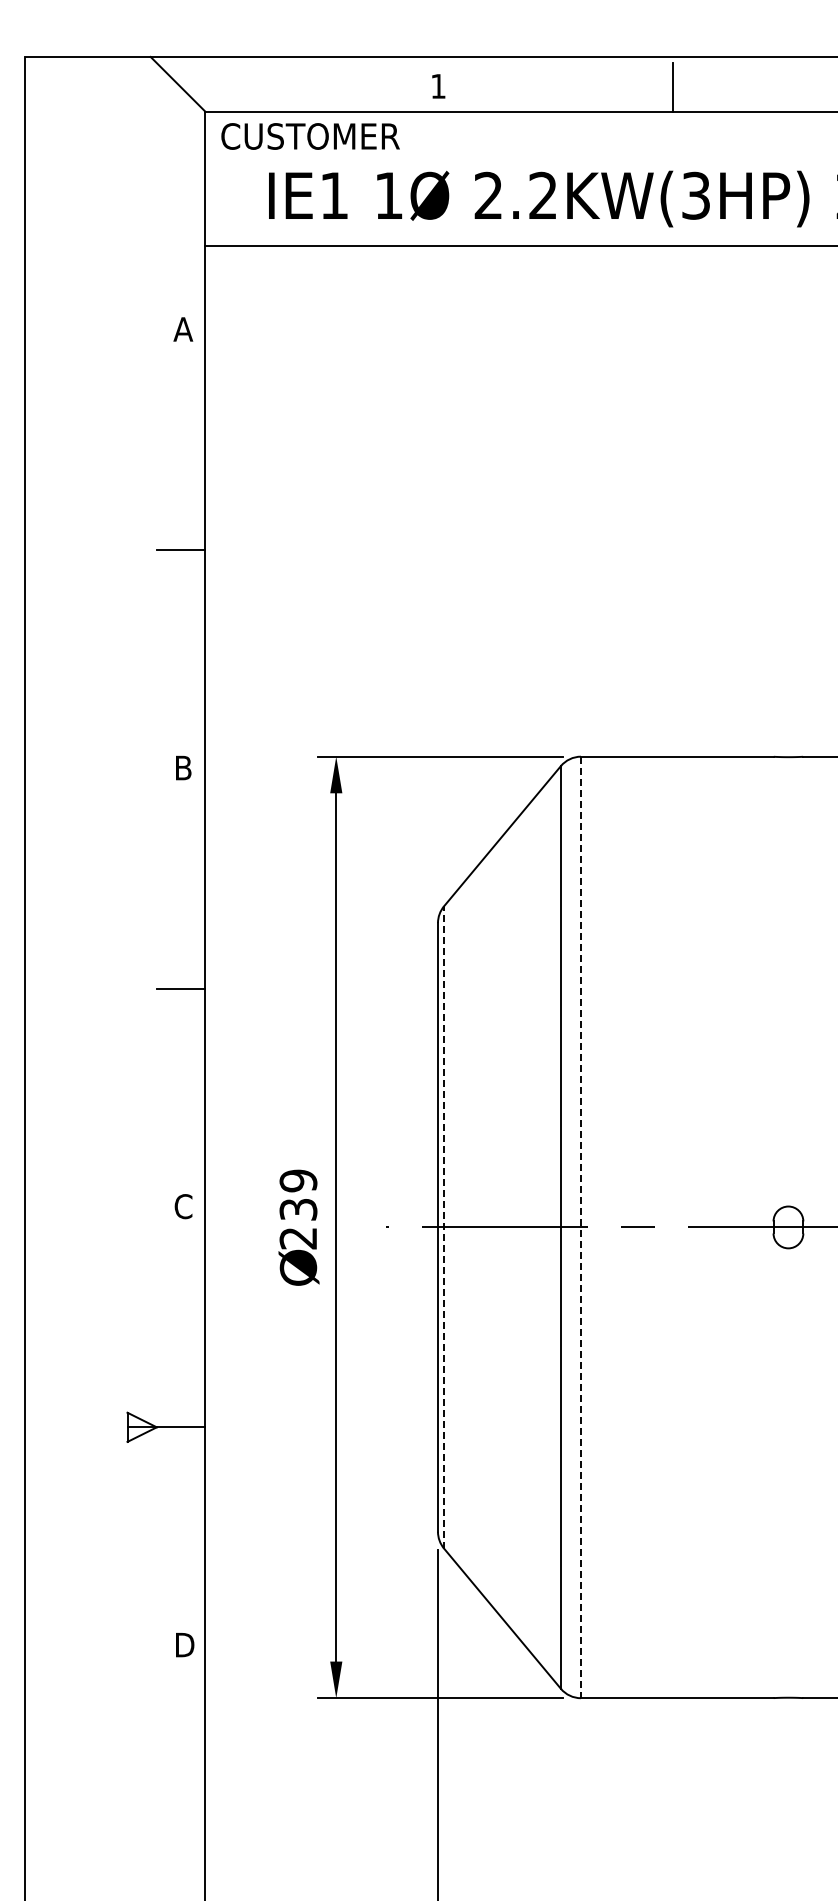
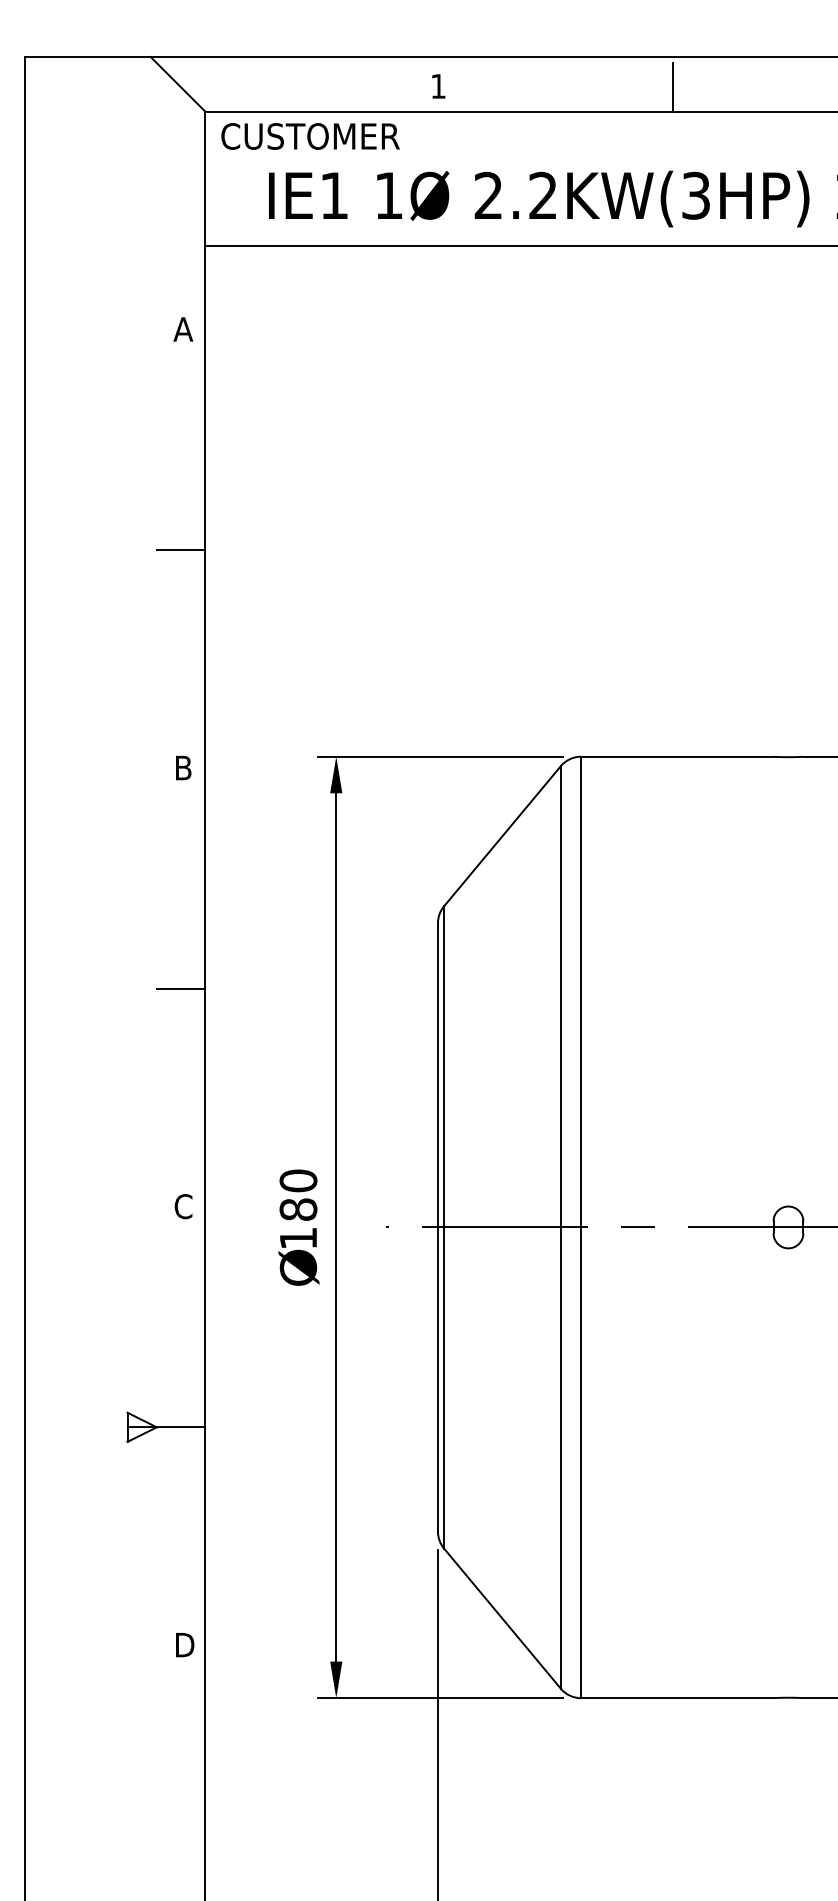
text: 239 -> 180 (298, 1209)
line: dashed -> solid (444, 1226)
line: dashed -> solid (581, 1227)
